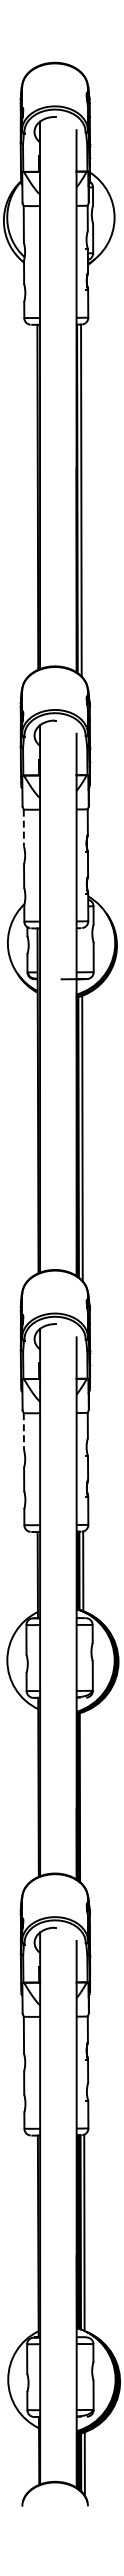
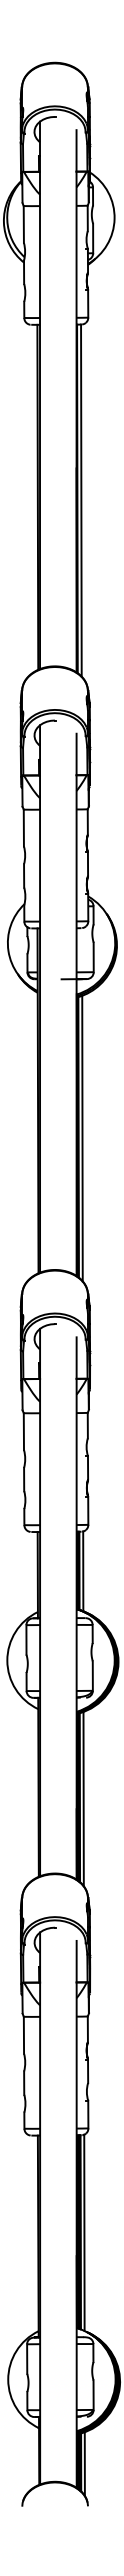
line: dashed -> solid (23, 828)
line: dashed -> solid (23, 1432)
line: none -> present (83, 1799)
